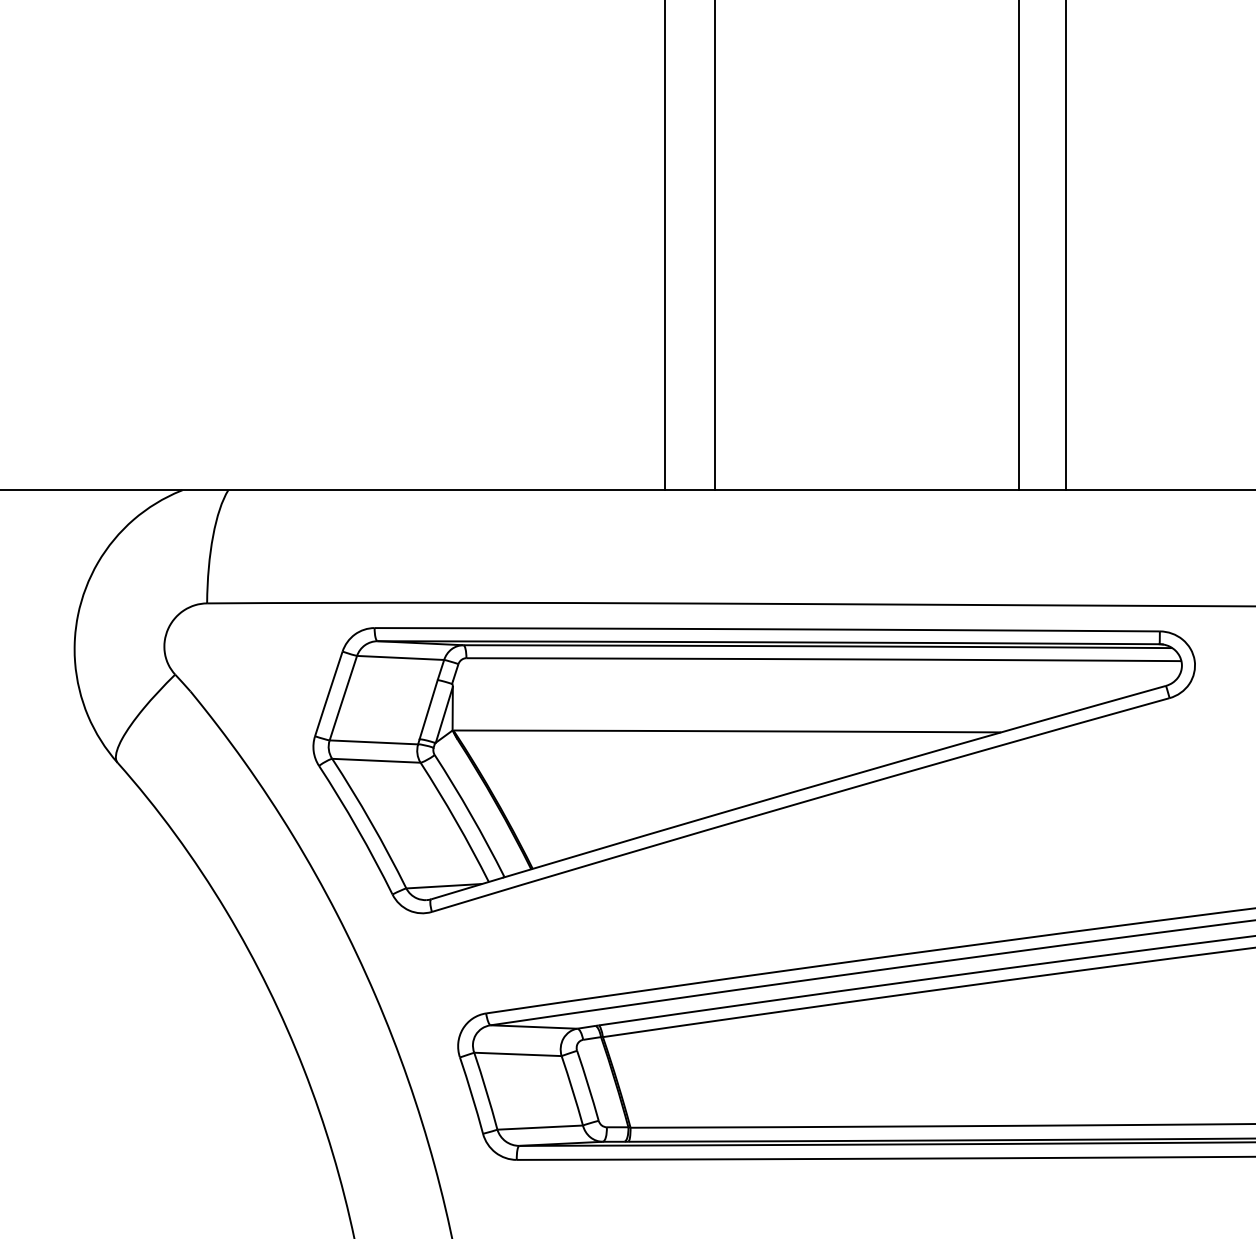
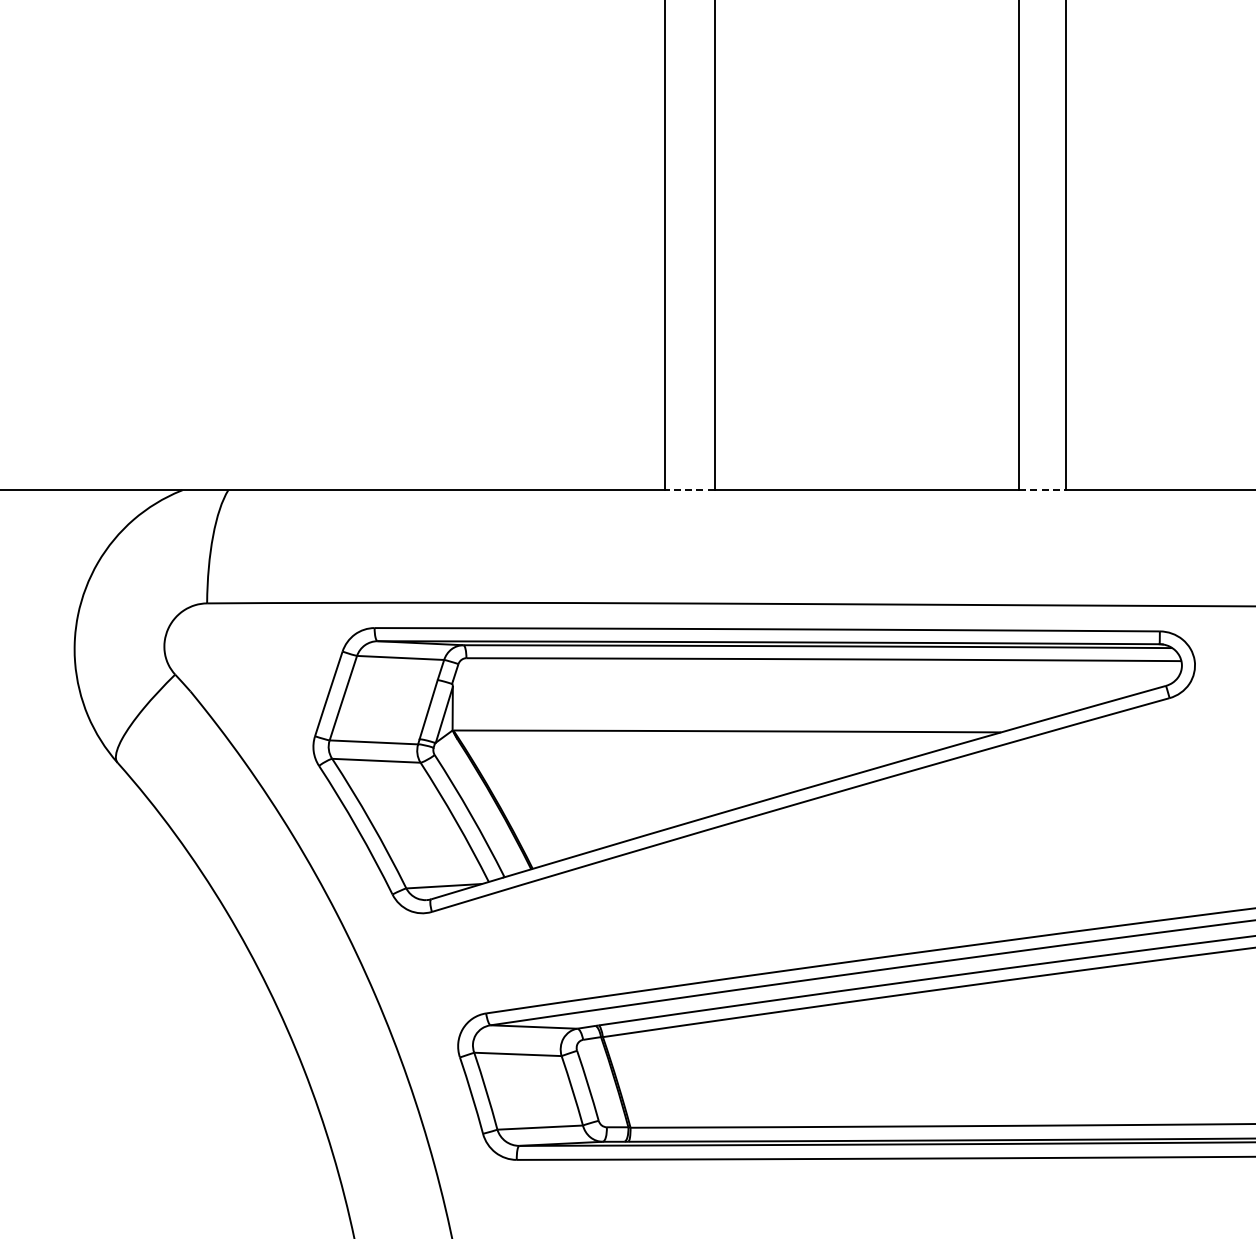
line: solid -> dashed (689, 490)
line: solid -> dashed (1042, 490)
